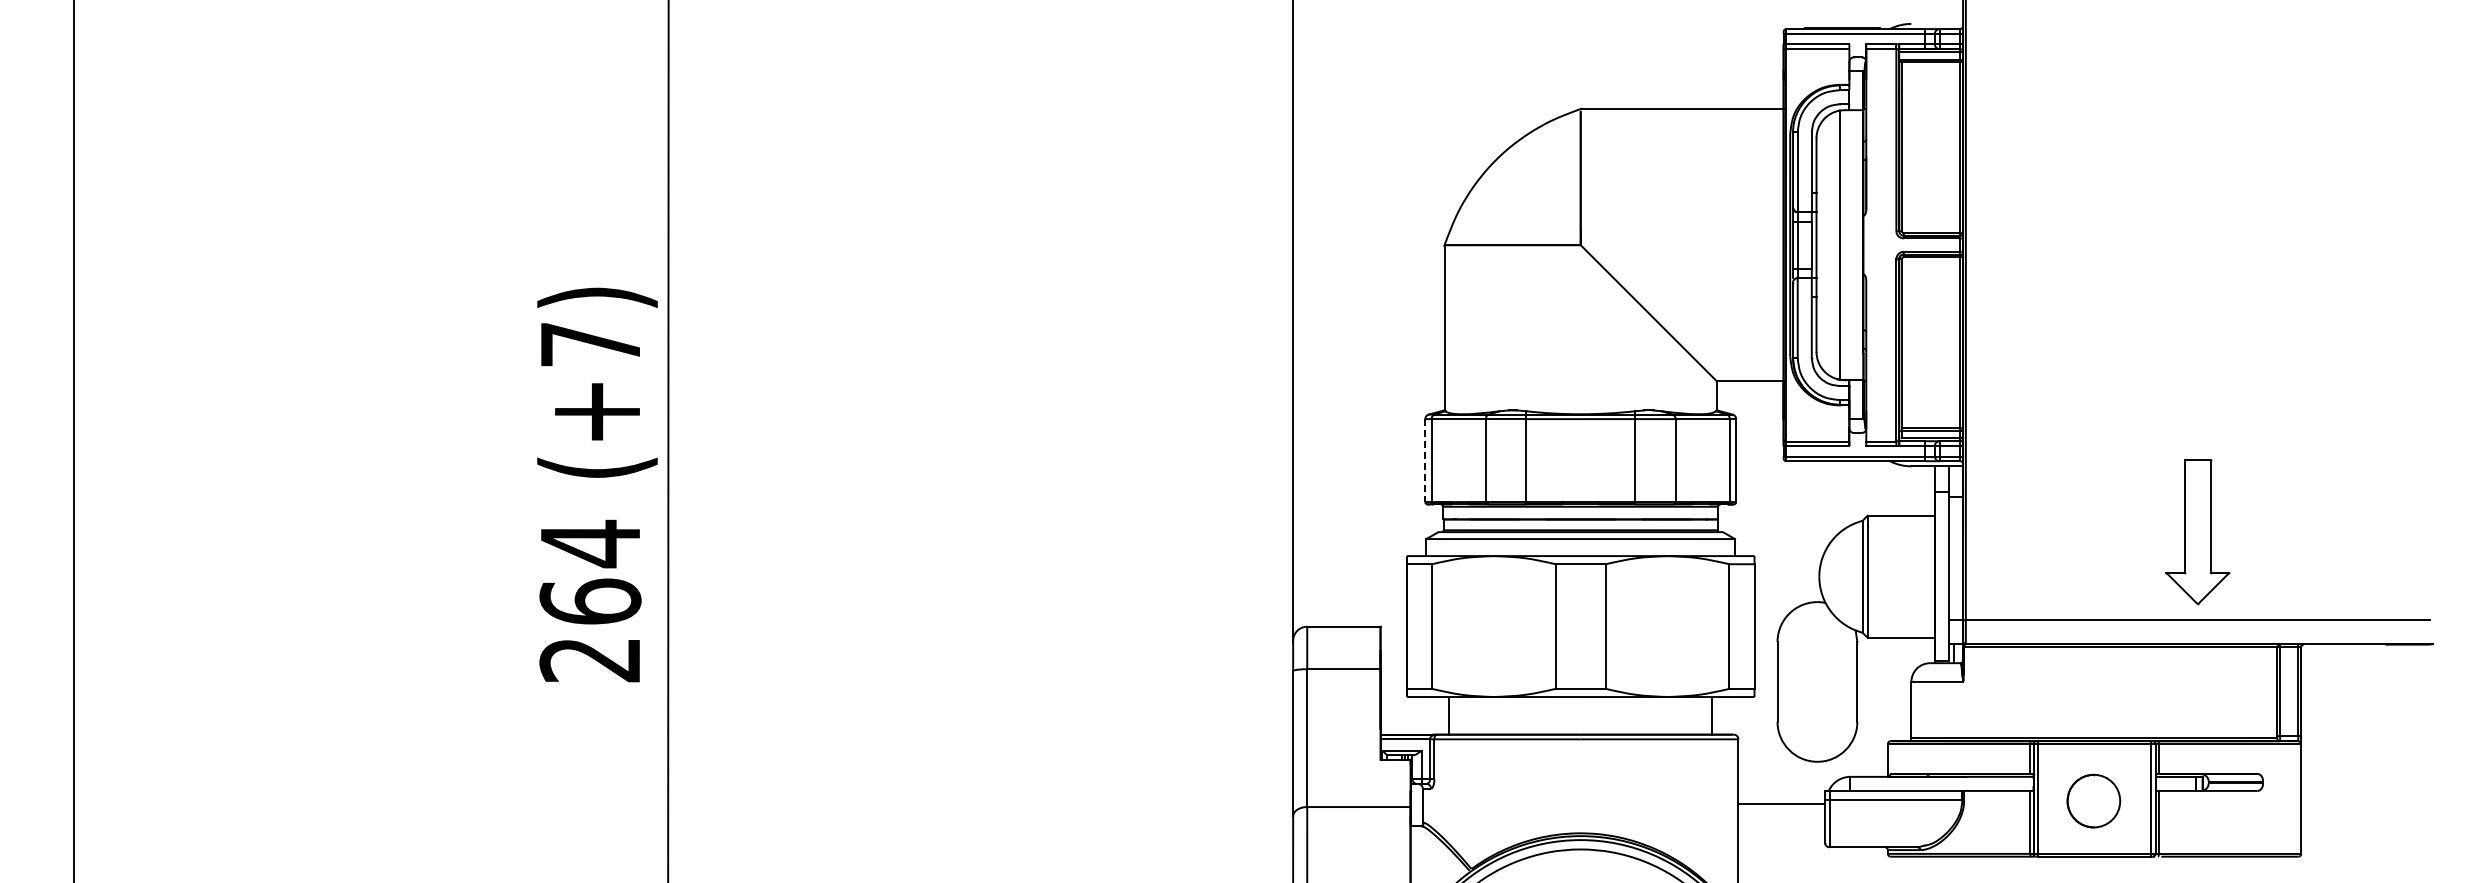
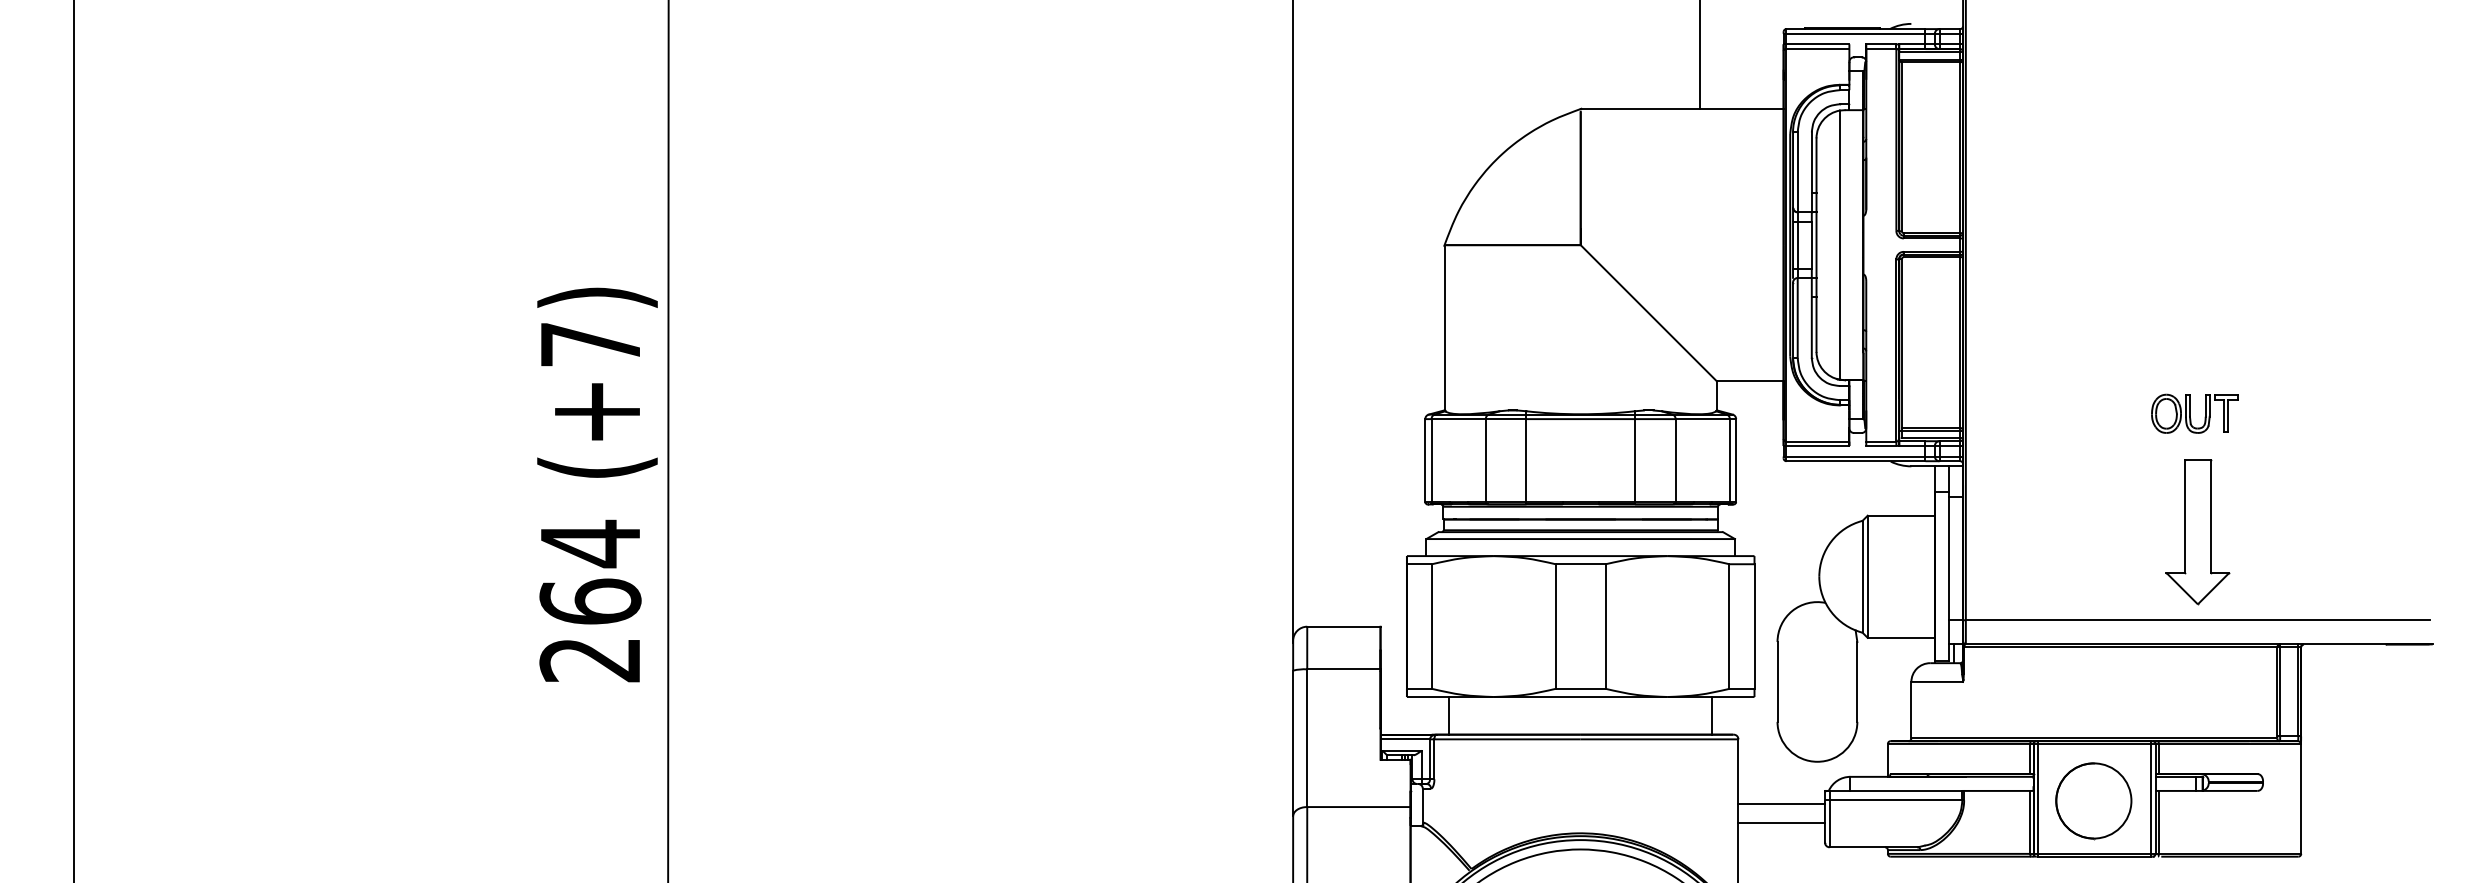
line: none -> present (1700, 55)
part: none -> present (2194, 413)
line: dashed -> solid (1425, 461)
part size: 56x56 px -> 78x79 px (2093, 801)
line: none -> present (1781, 822)
